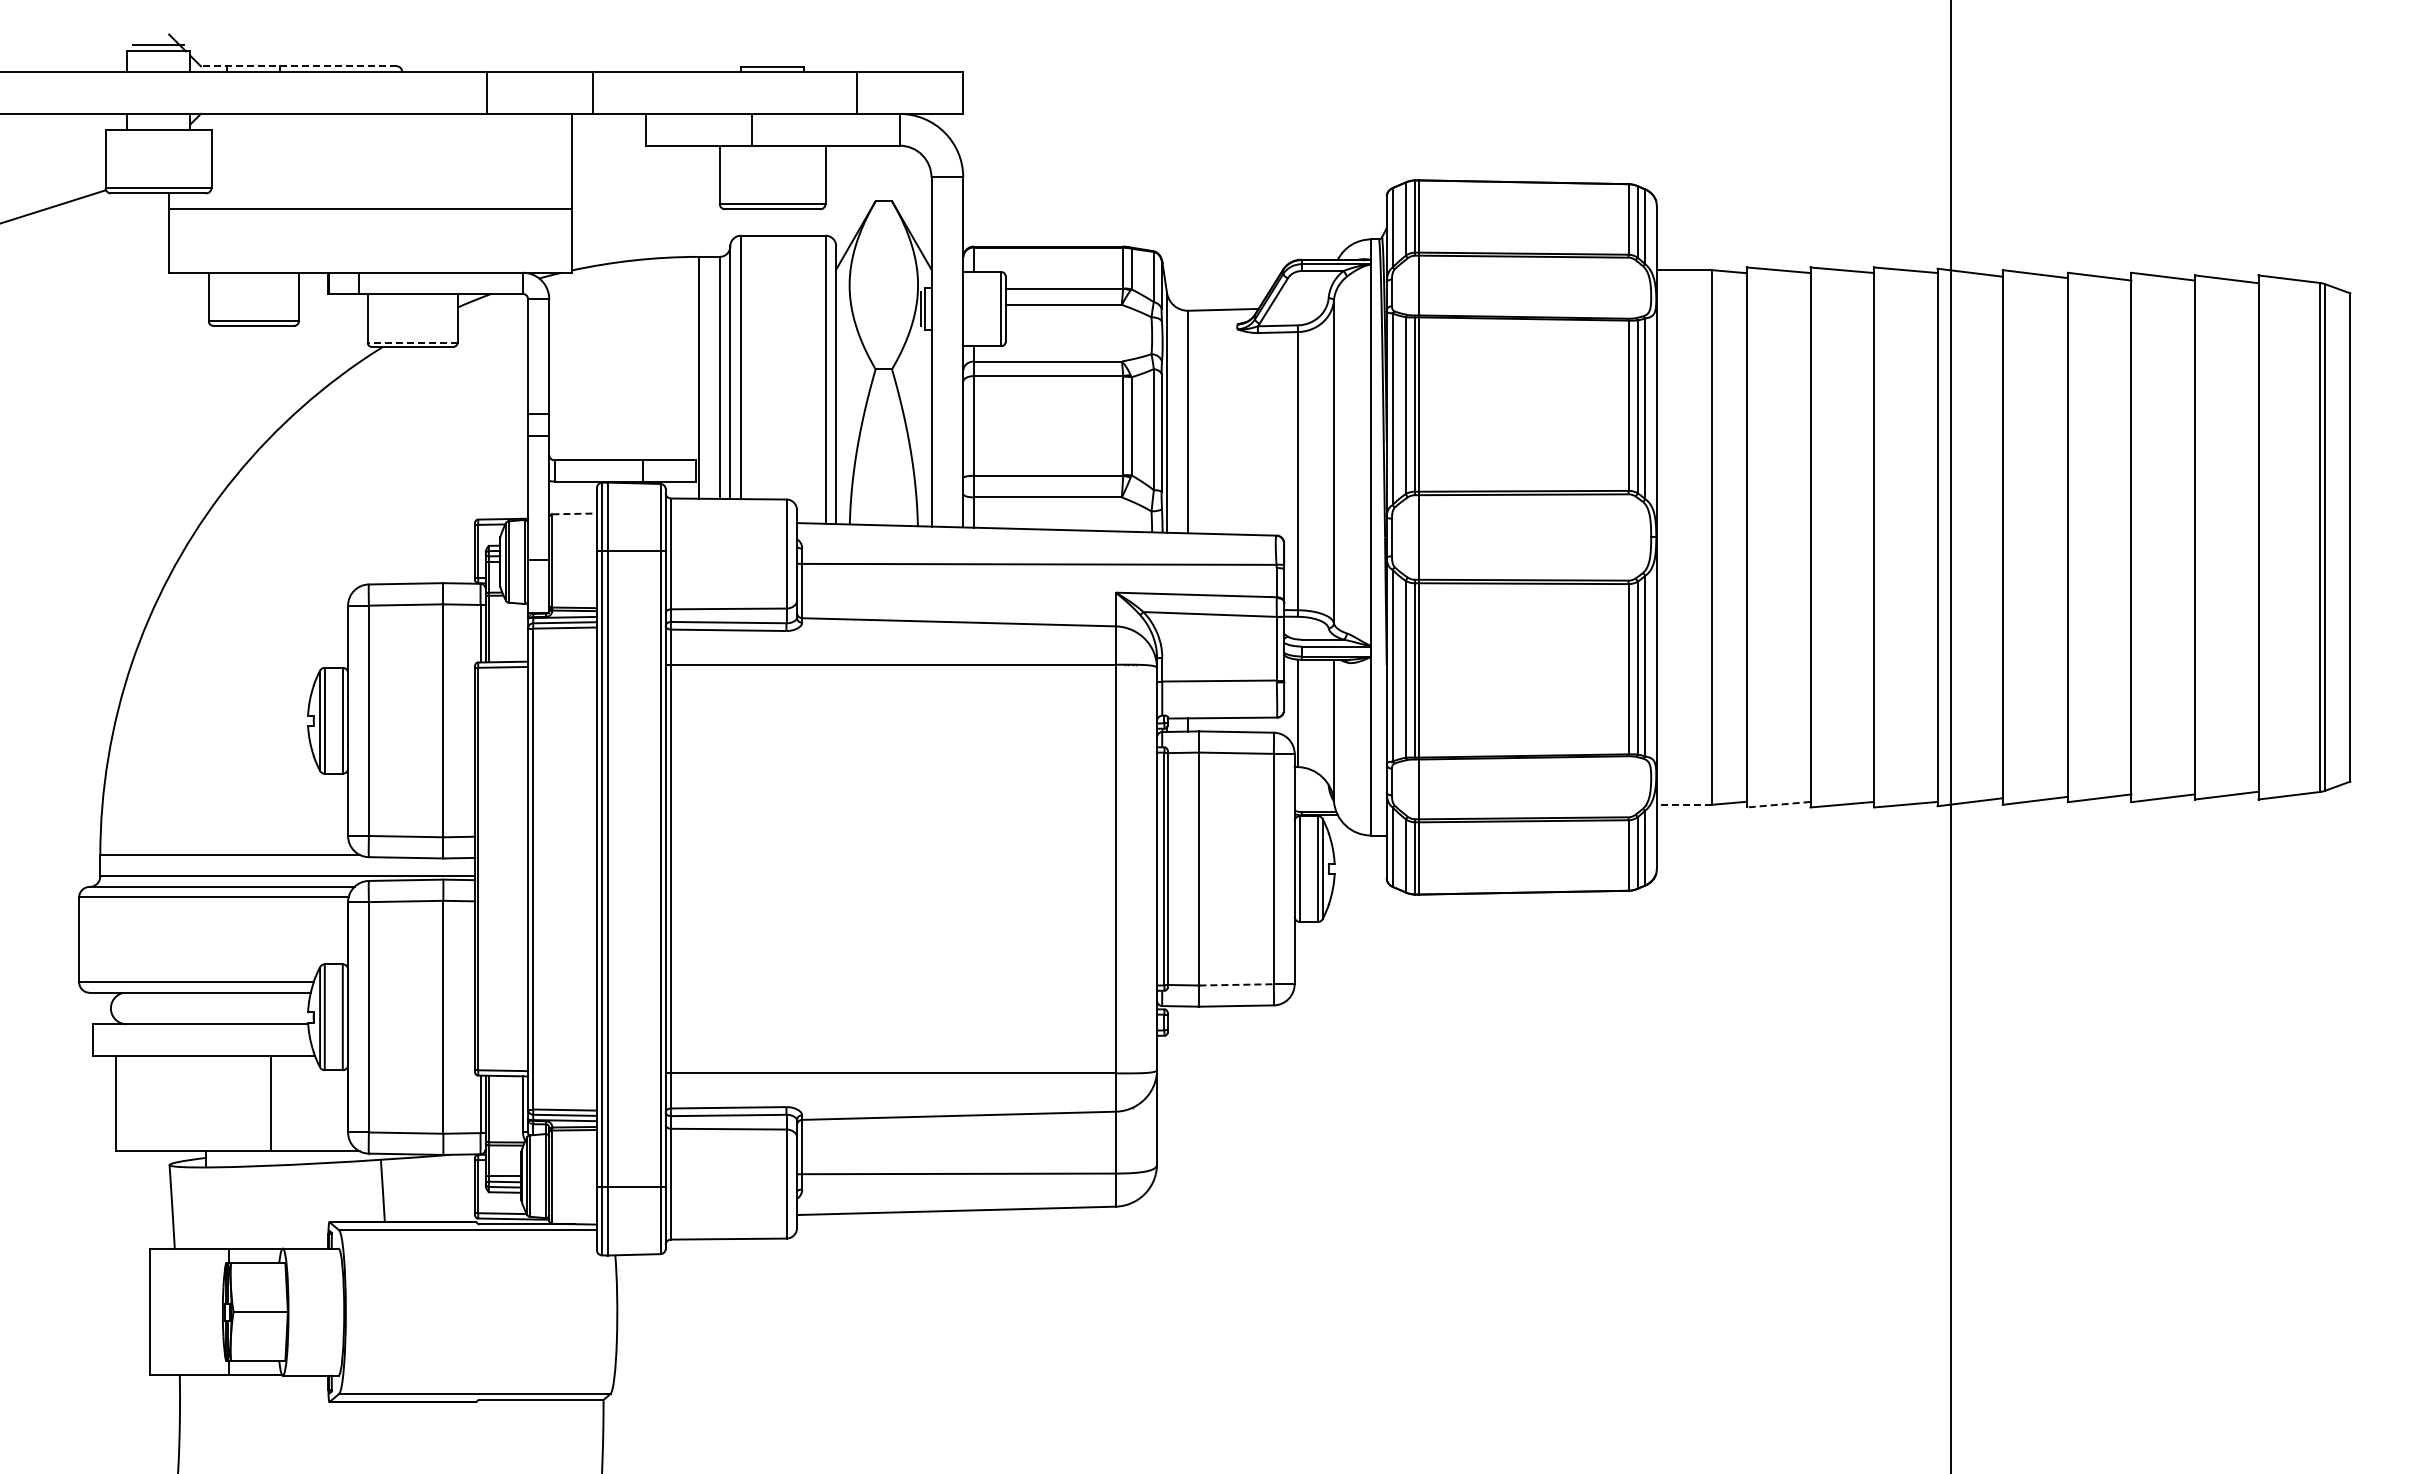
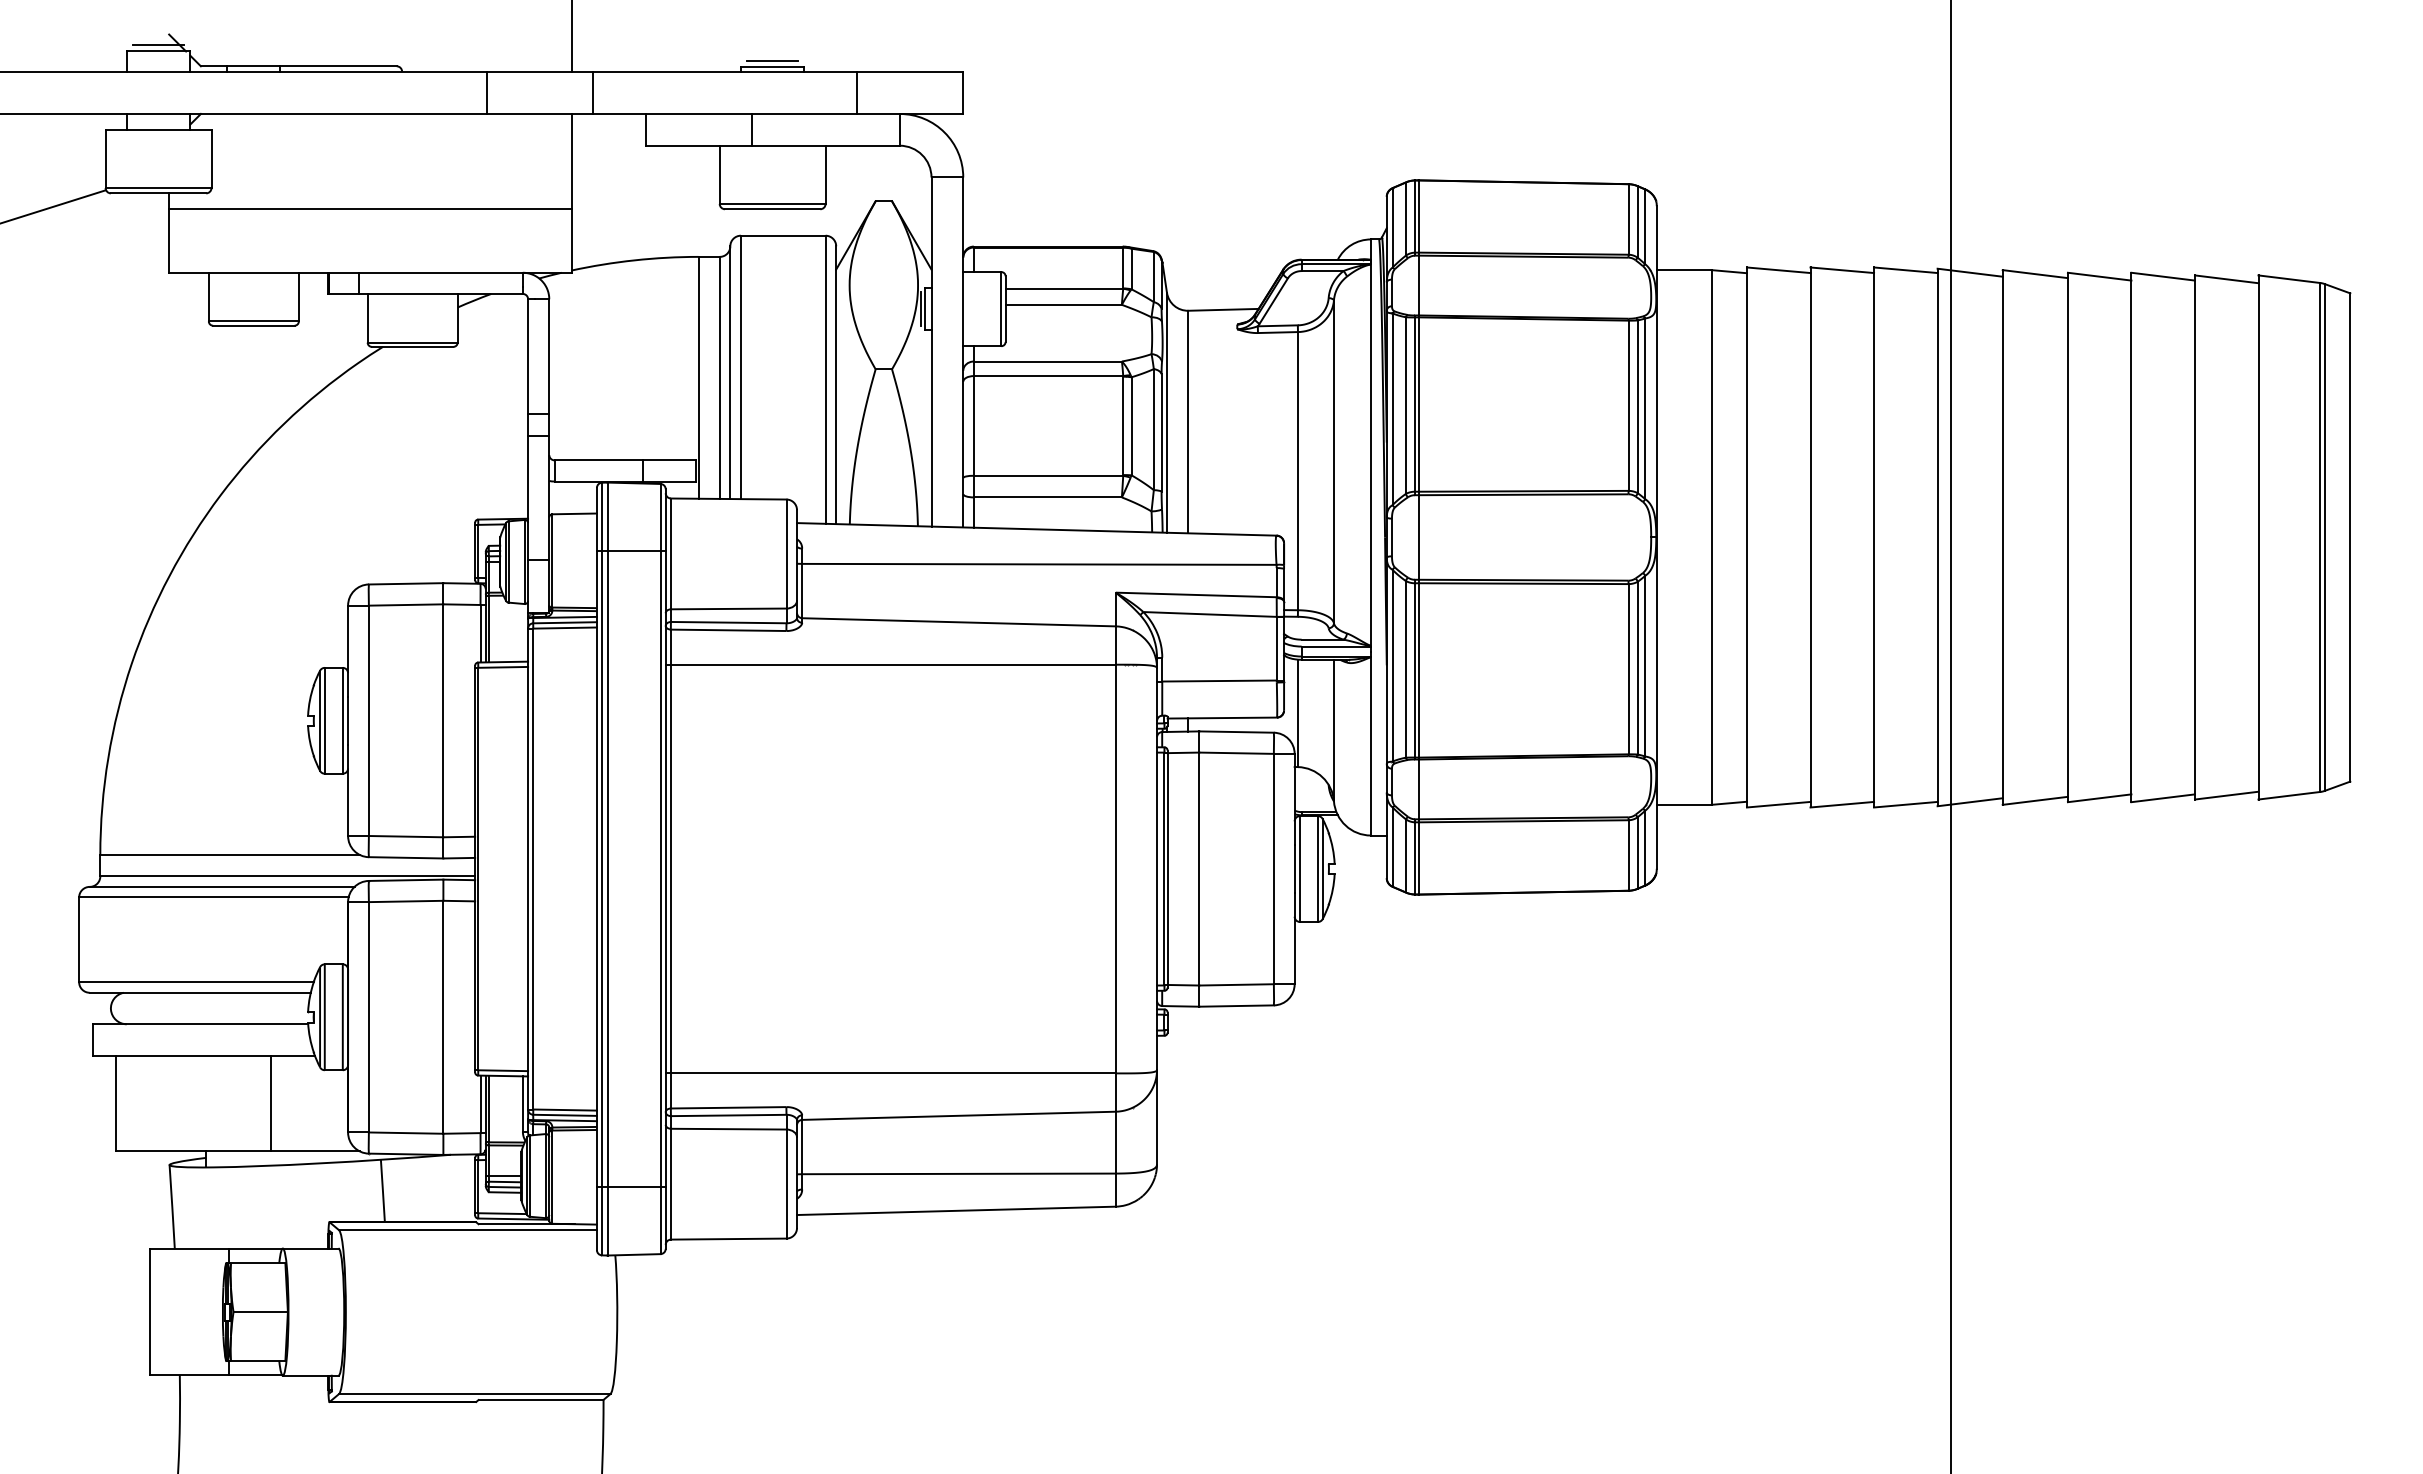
line: none -> present (571, 36)
line: none -> present (772, 61)
line: dashed -> solid (298, 66)
line: dashed -> solid (412, 342)
line: dashed -> solid (575, 513)
line: dashed -> solid (1683, 804)
line: dashed -> solid (1778, 804)
line: dashed -> solid (1237, 984)
